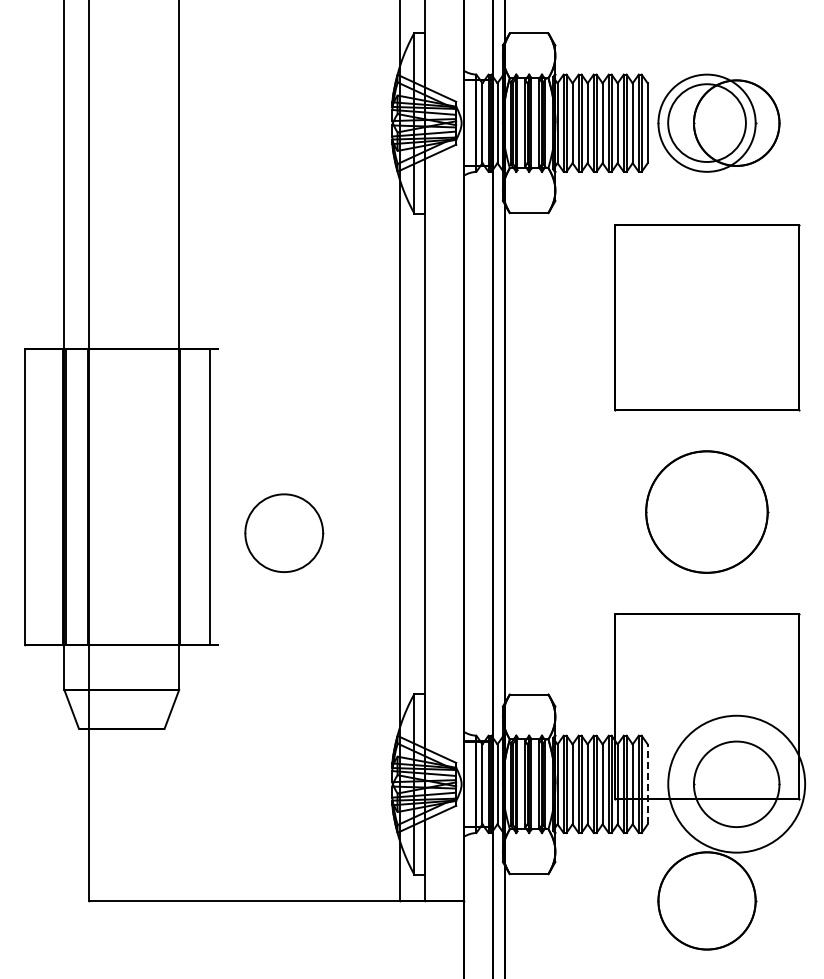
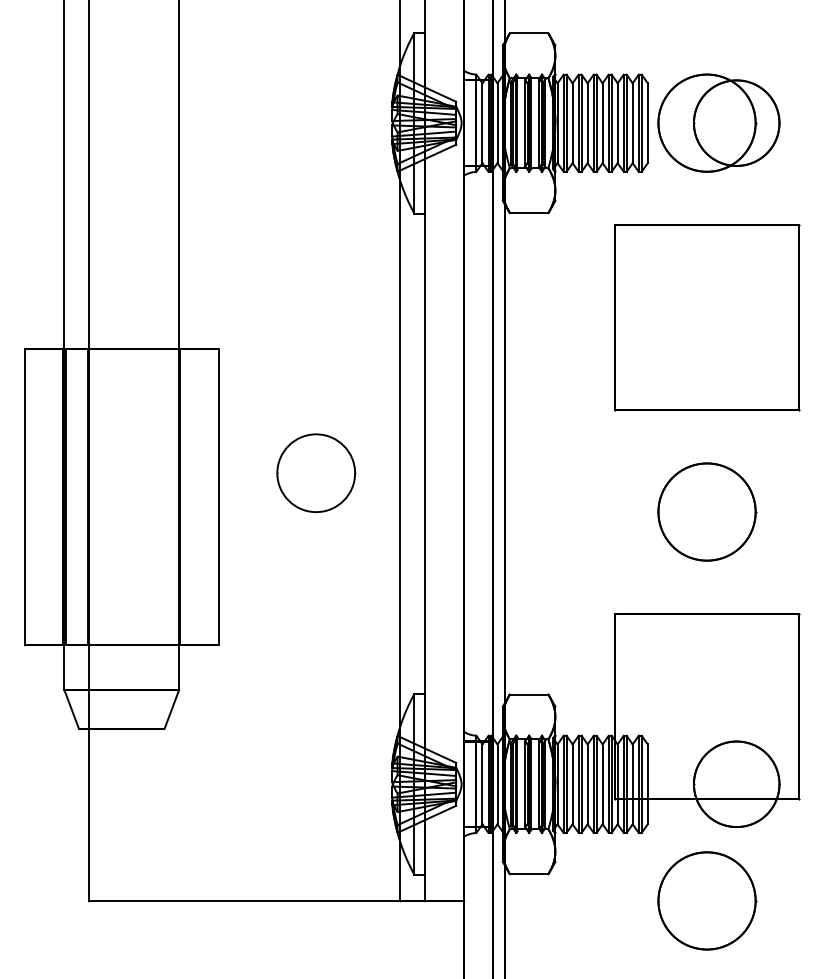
circle diameter: 78 px -> 97 px (706, 122)
line position: (210, 496) -> (219, 496) (219, 496)
part size: 125x124 px -> 101x100 px (707, 511)
part position: (284, 532) -> (316, 472) (316, 472)
circle diameter: 137 px -> 86 px (736, 783)
line: dashed -> solid (647, 784)
